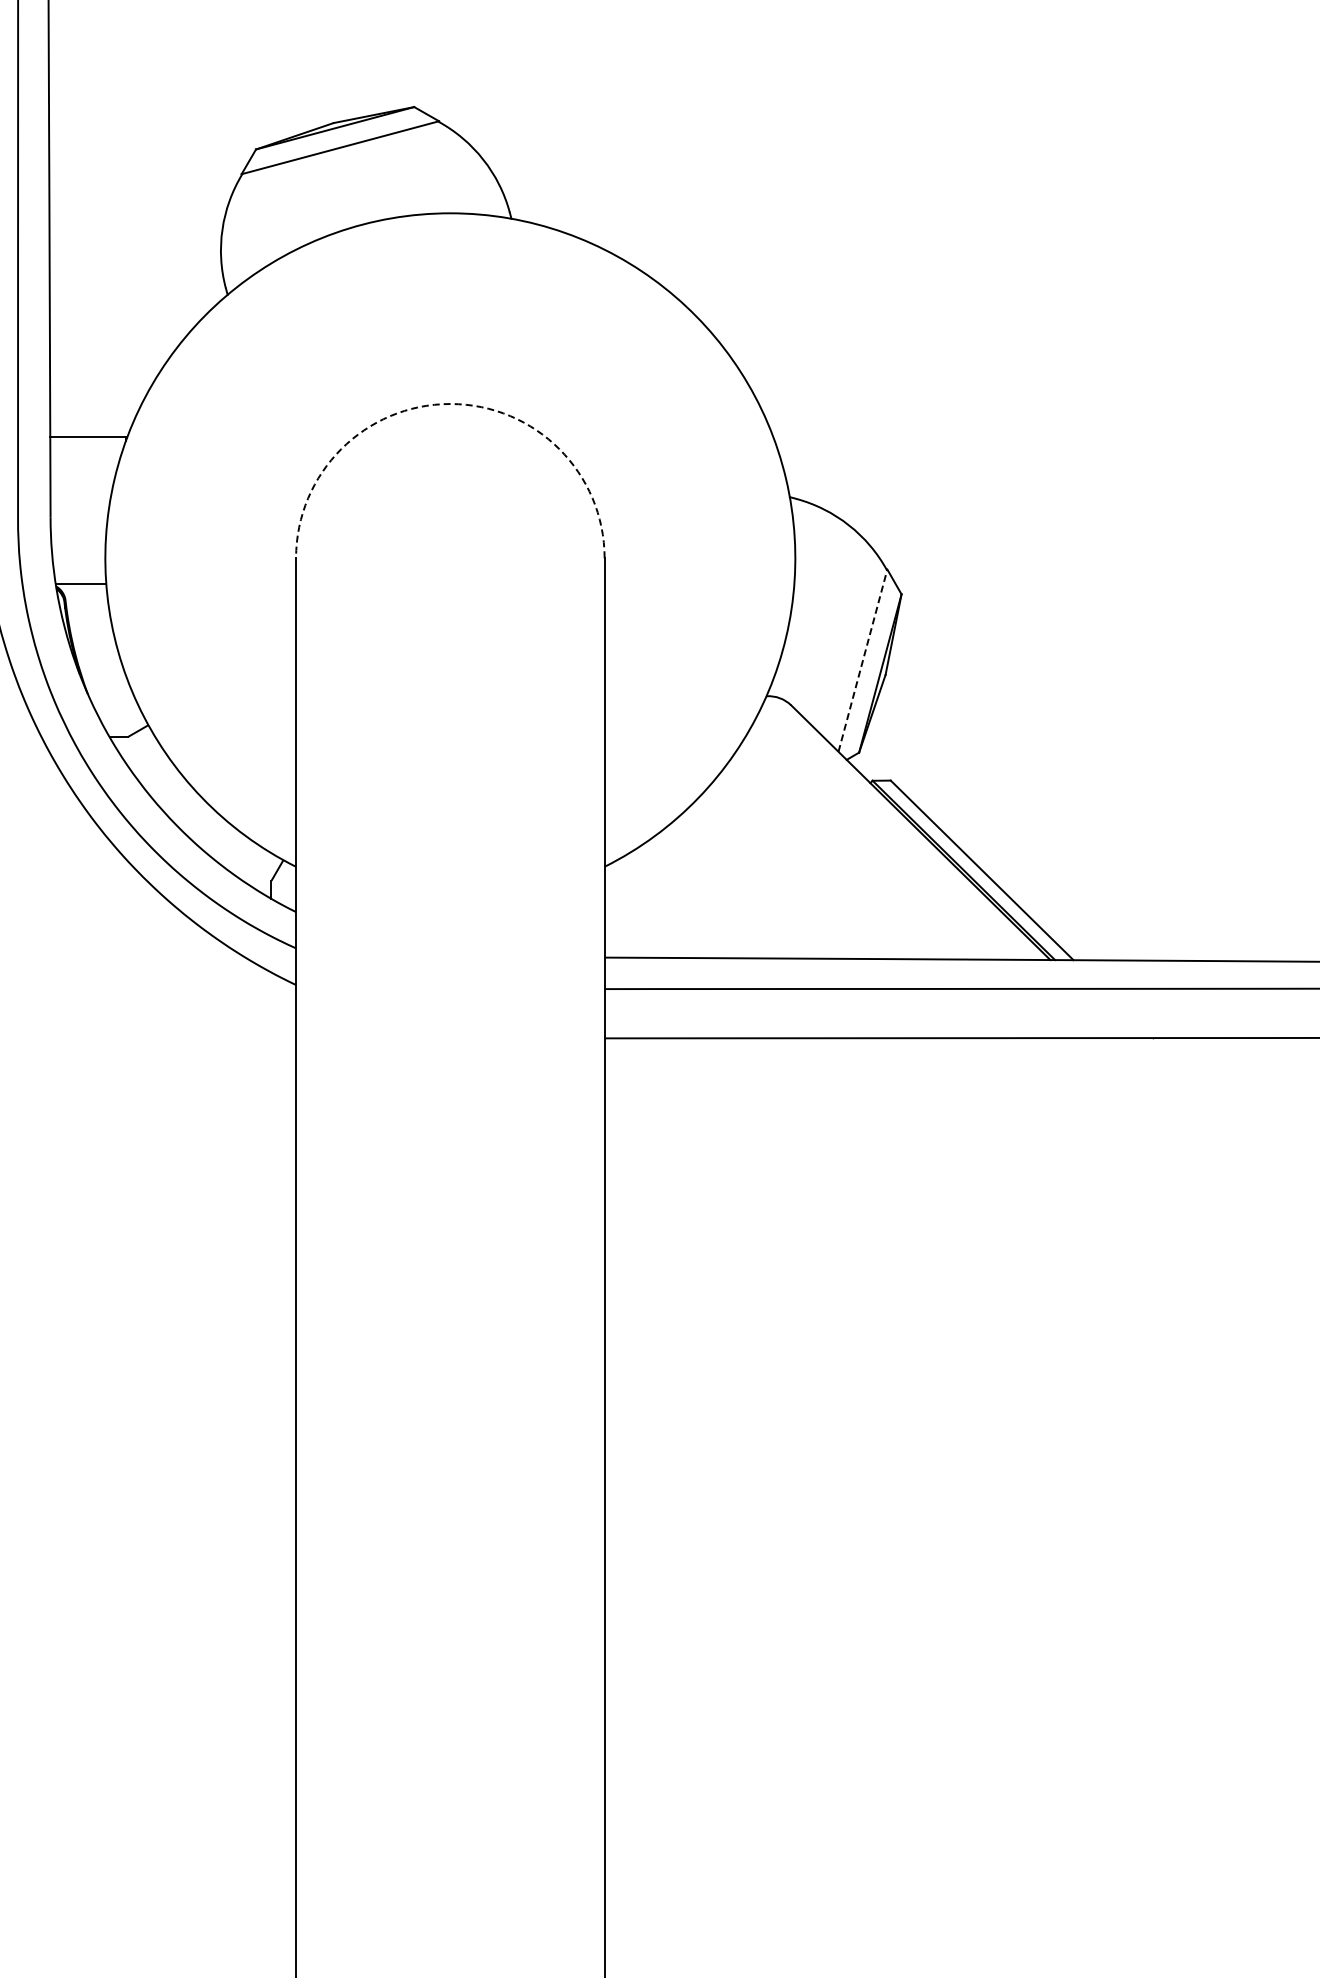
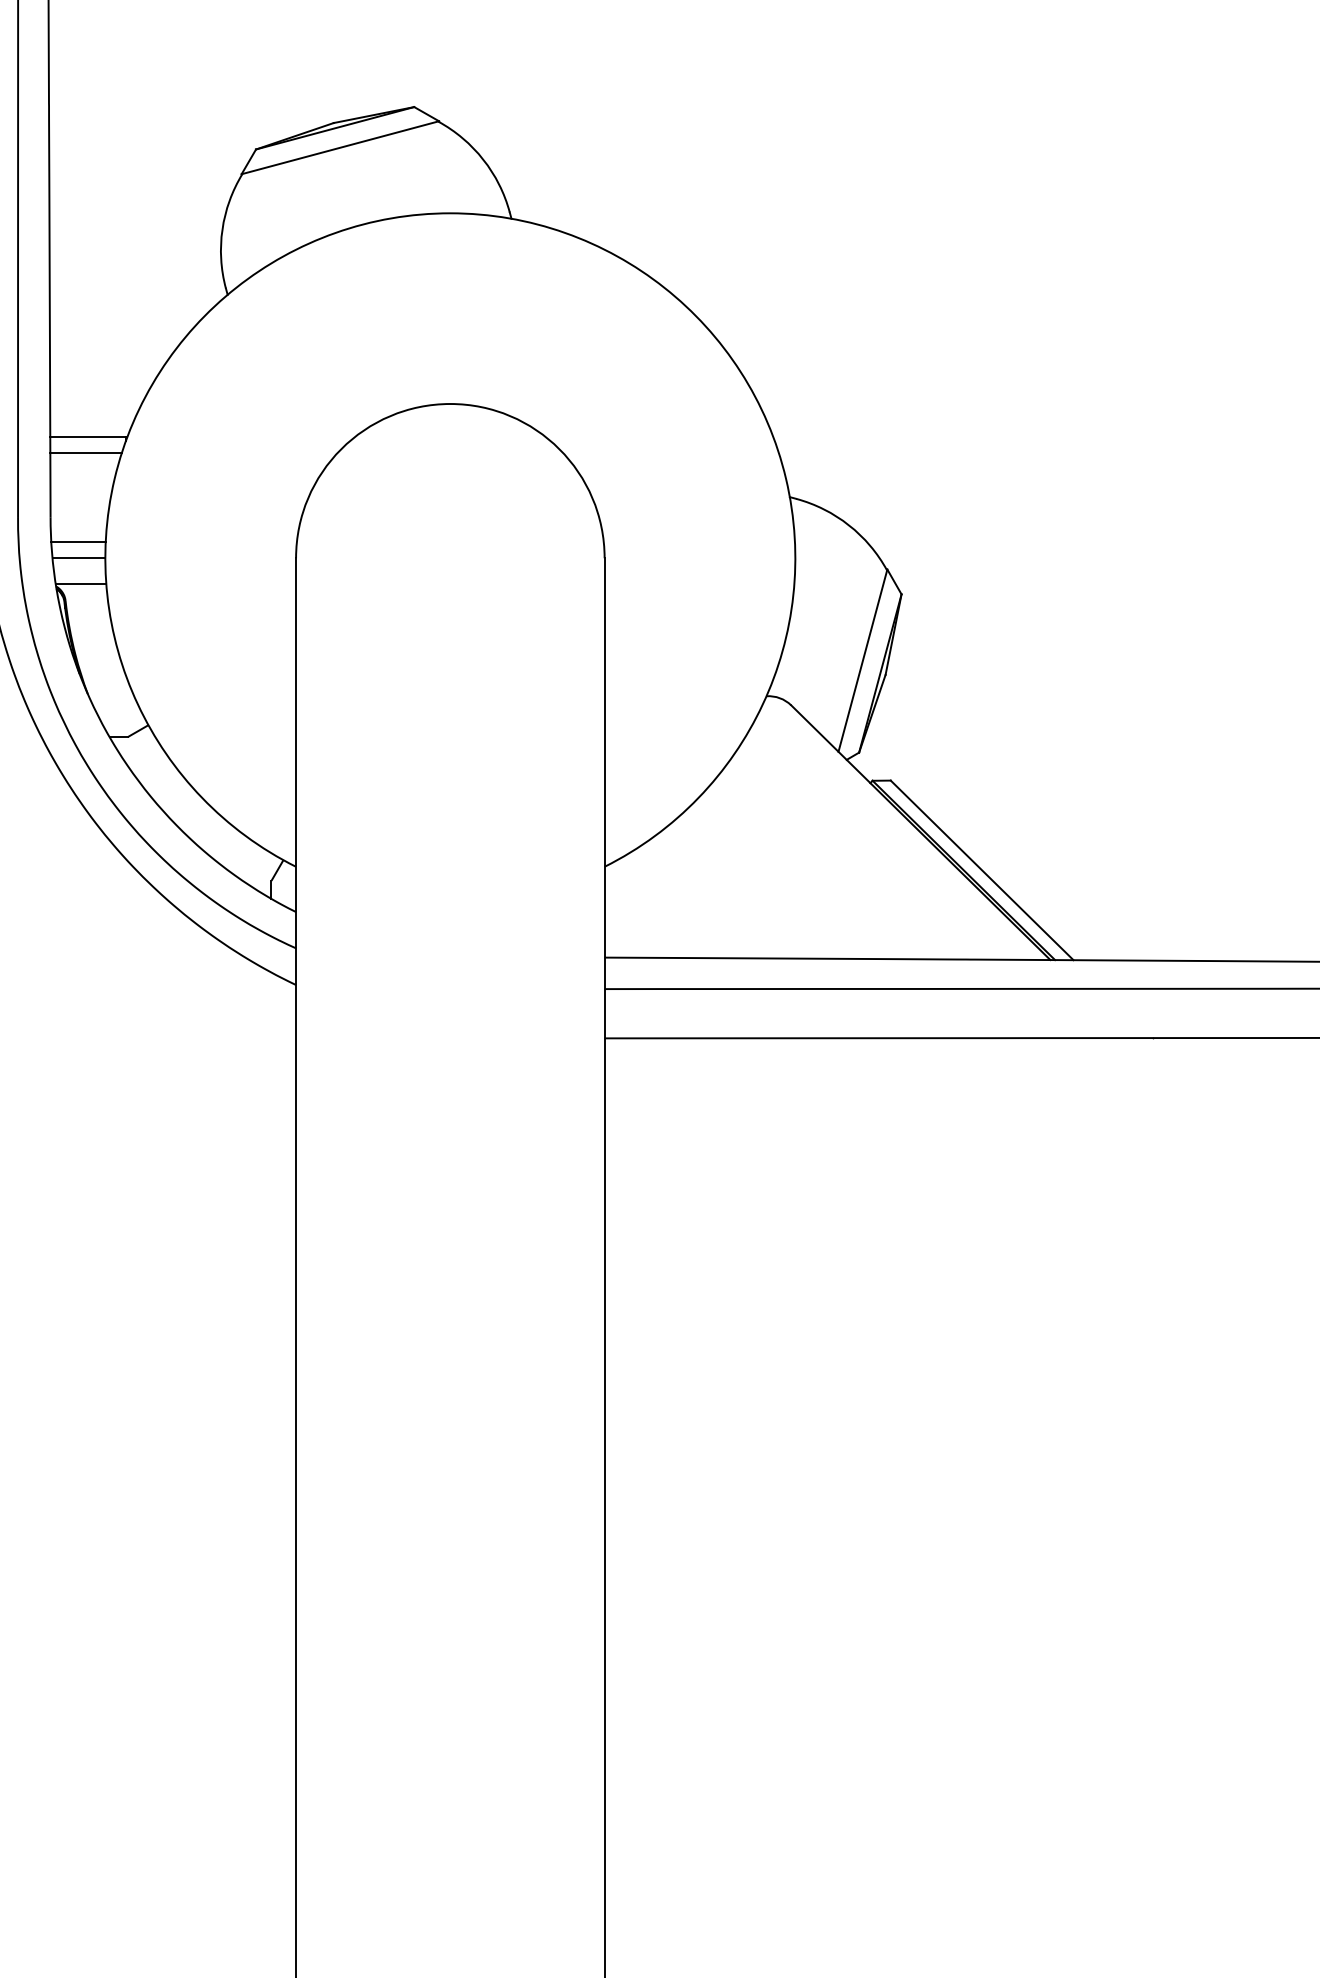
arc: dashed -> solid (450, 404)
line: none -> present (85, 452)
line: none -> present (78, 542)
line: none -> present (78, 558)
line: dashed -> solid (863, 660)
